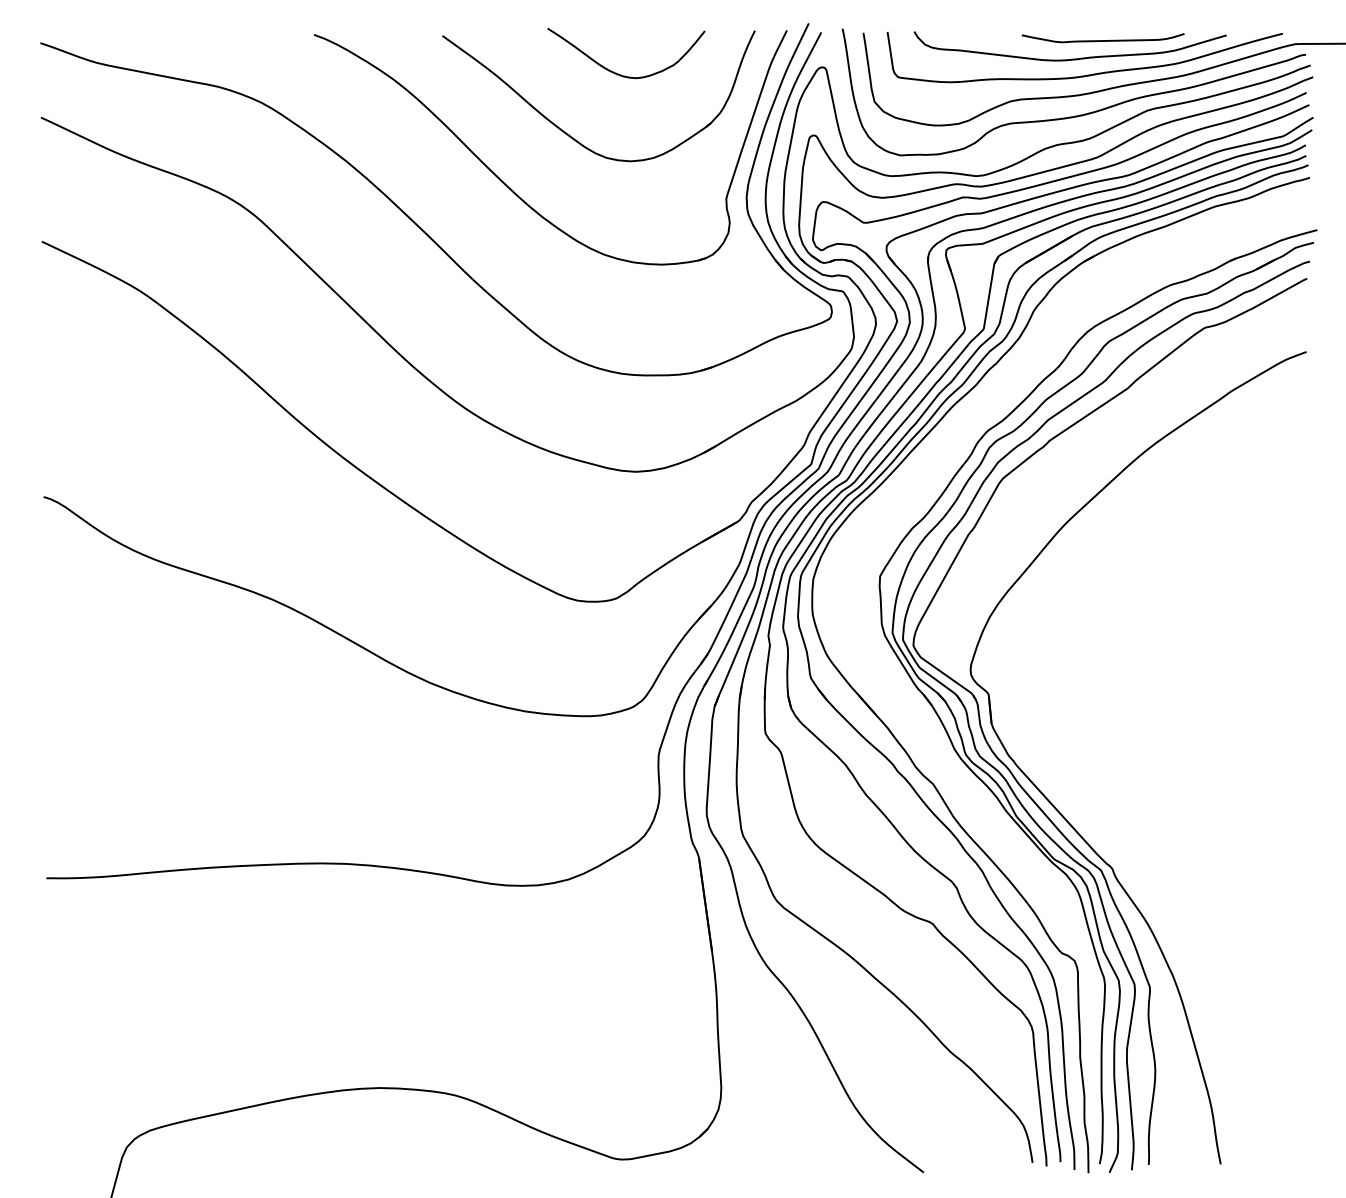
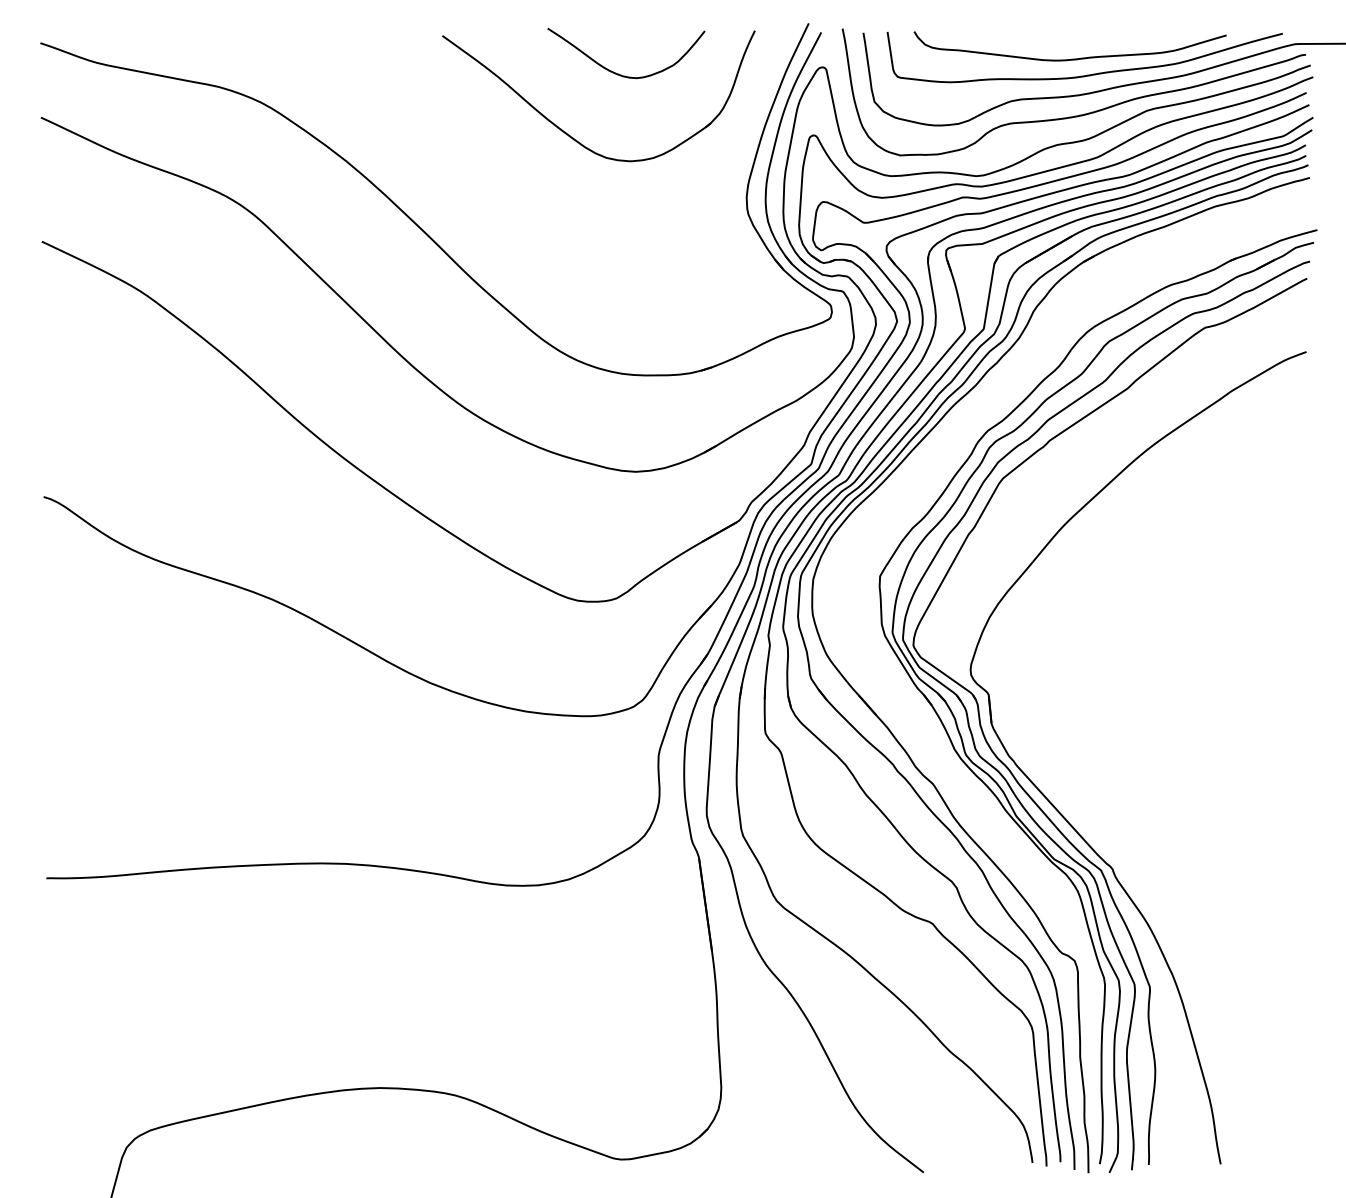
curve: present -> none (1102, 40)
part: present -> none (511, 188)
